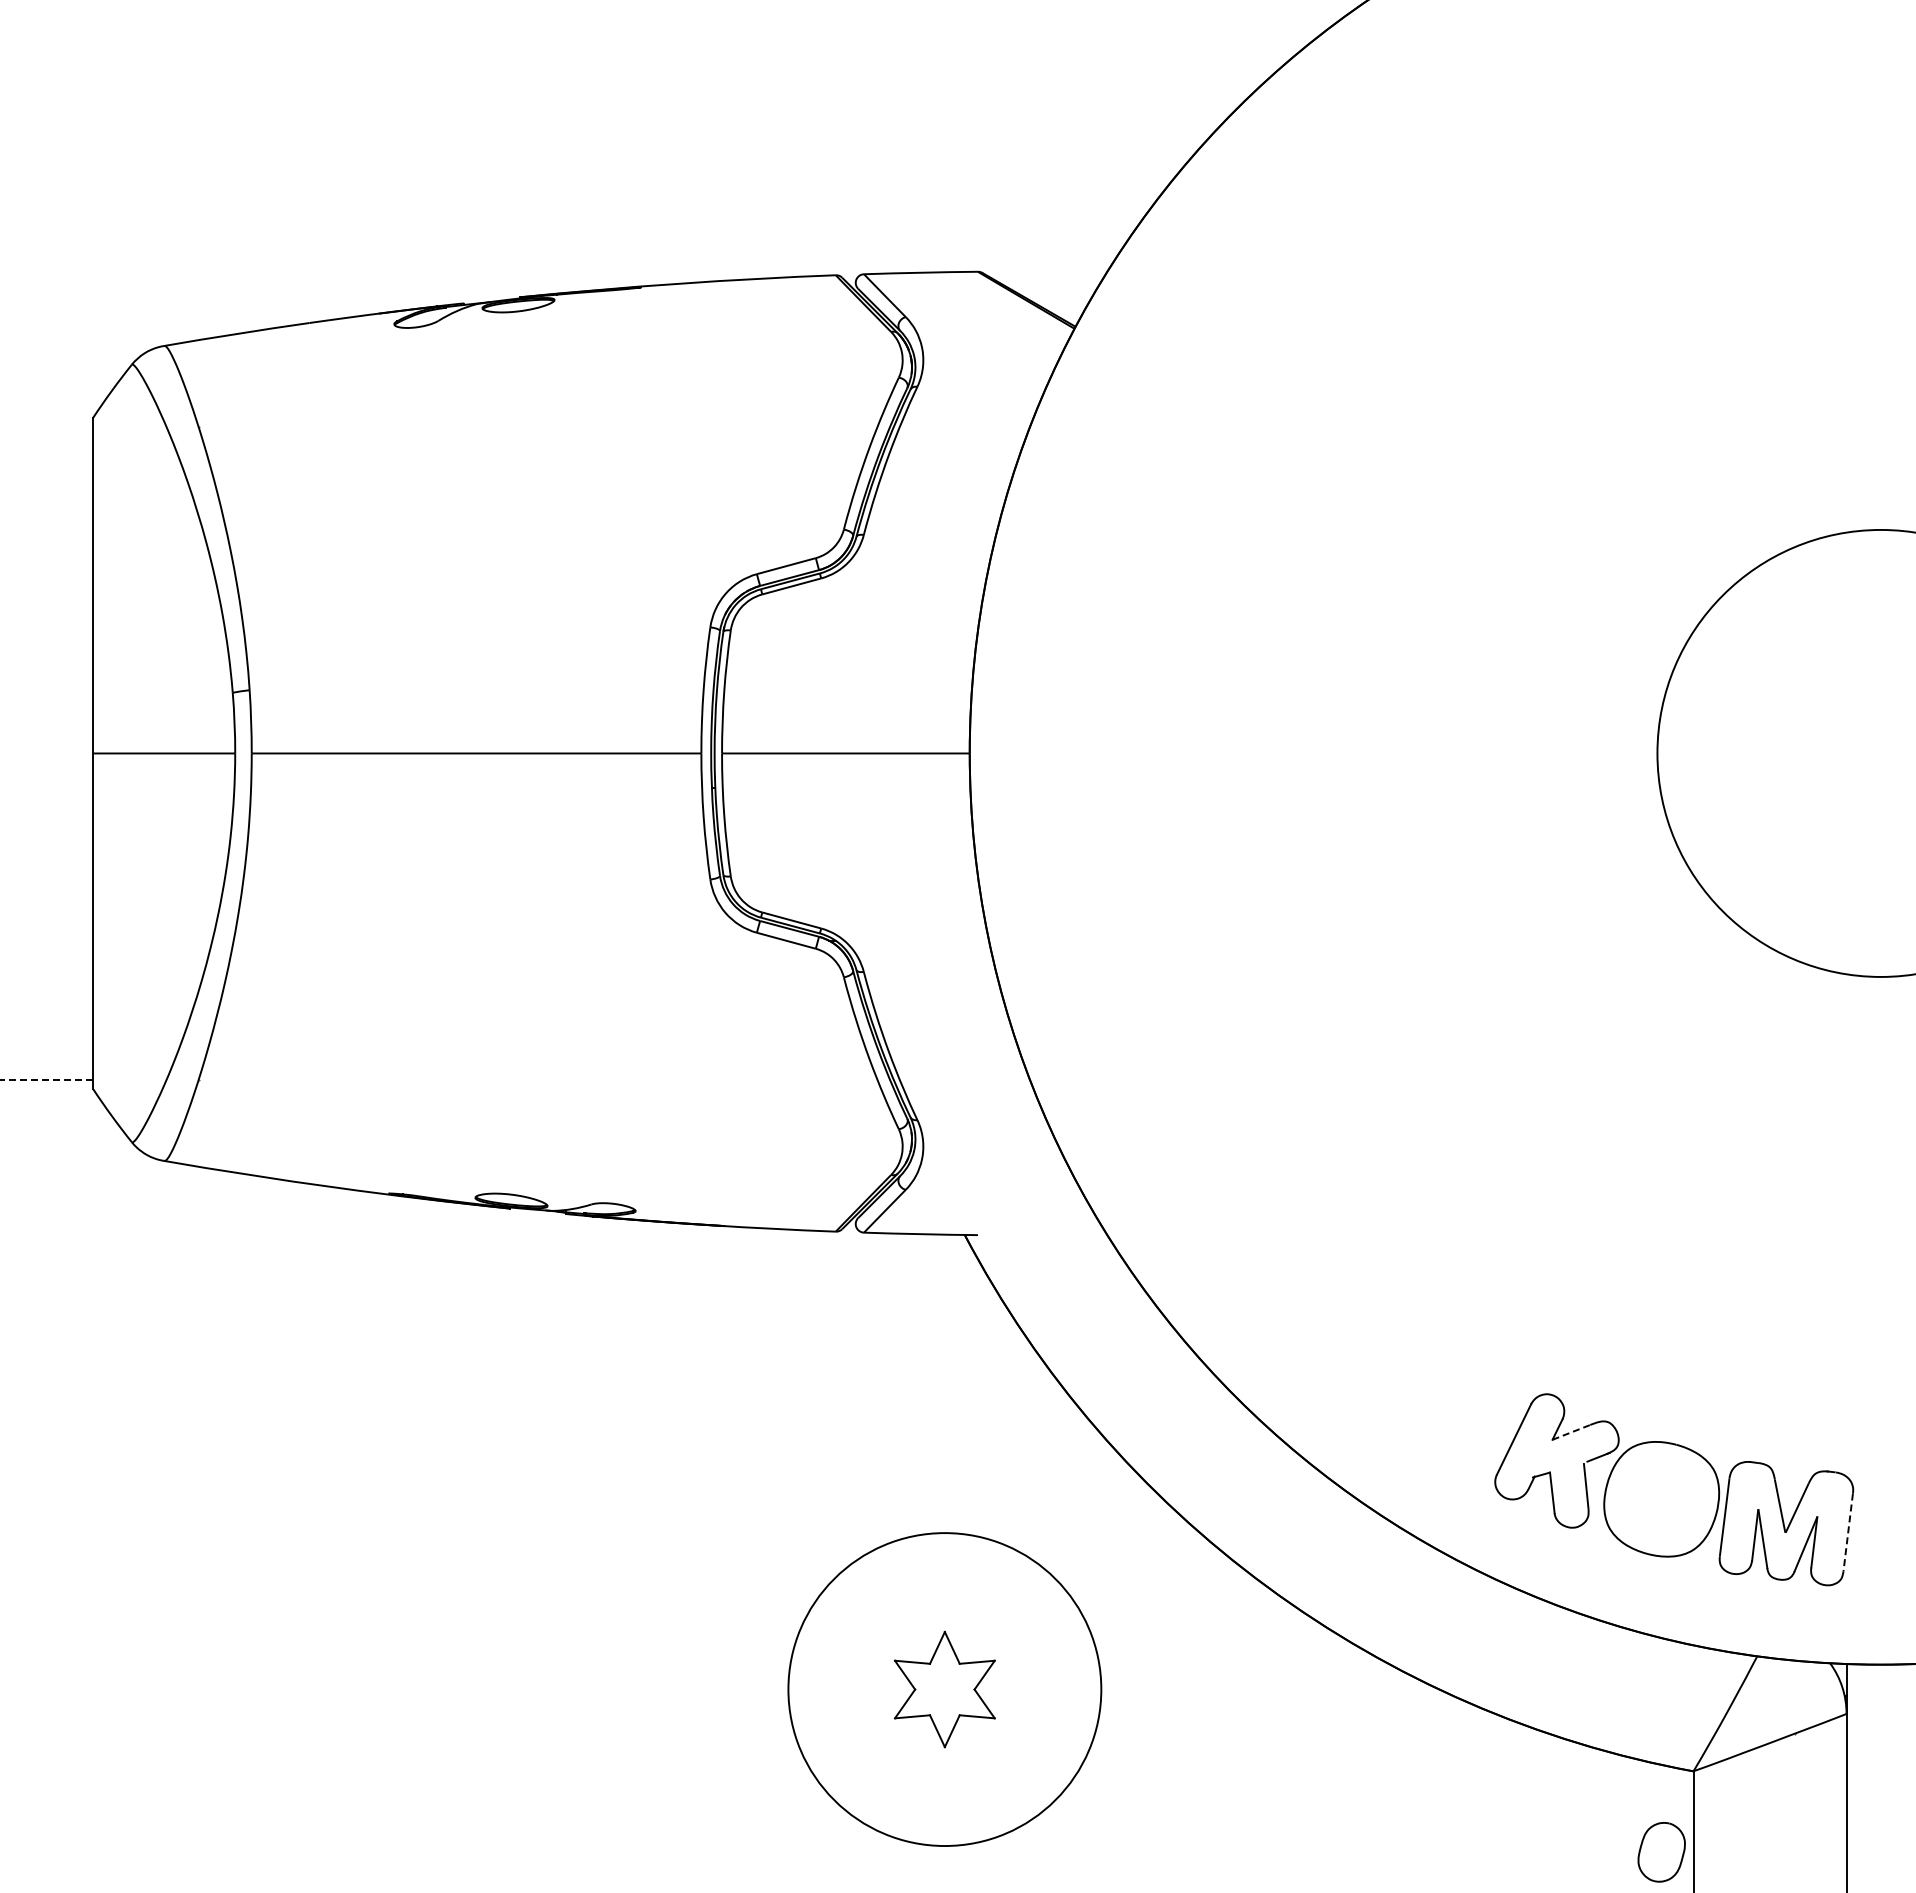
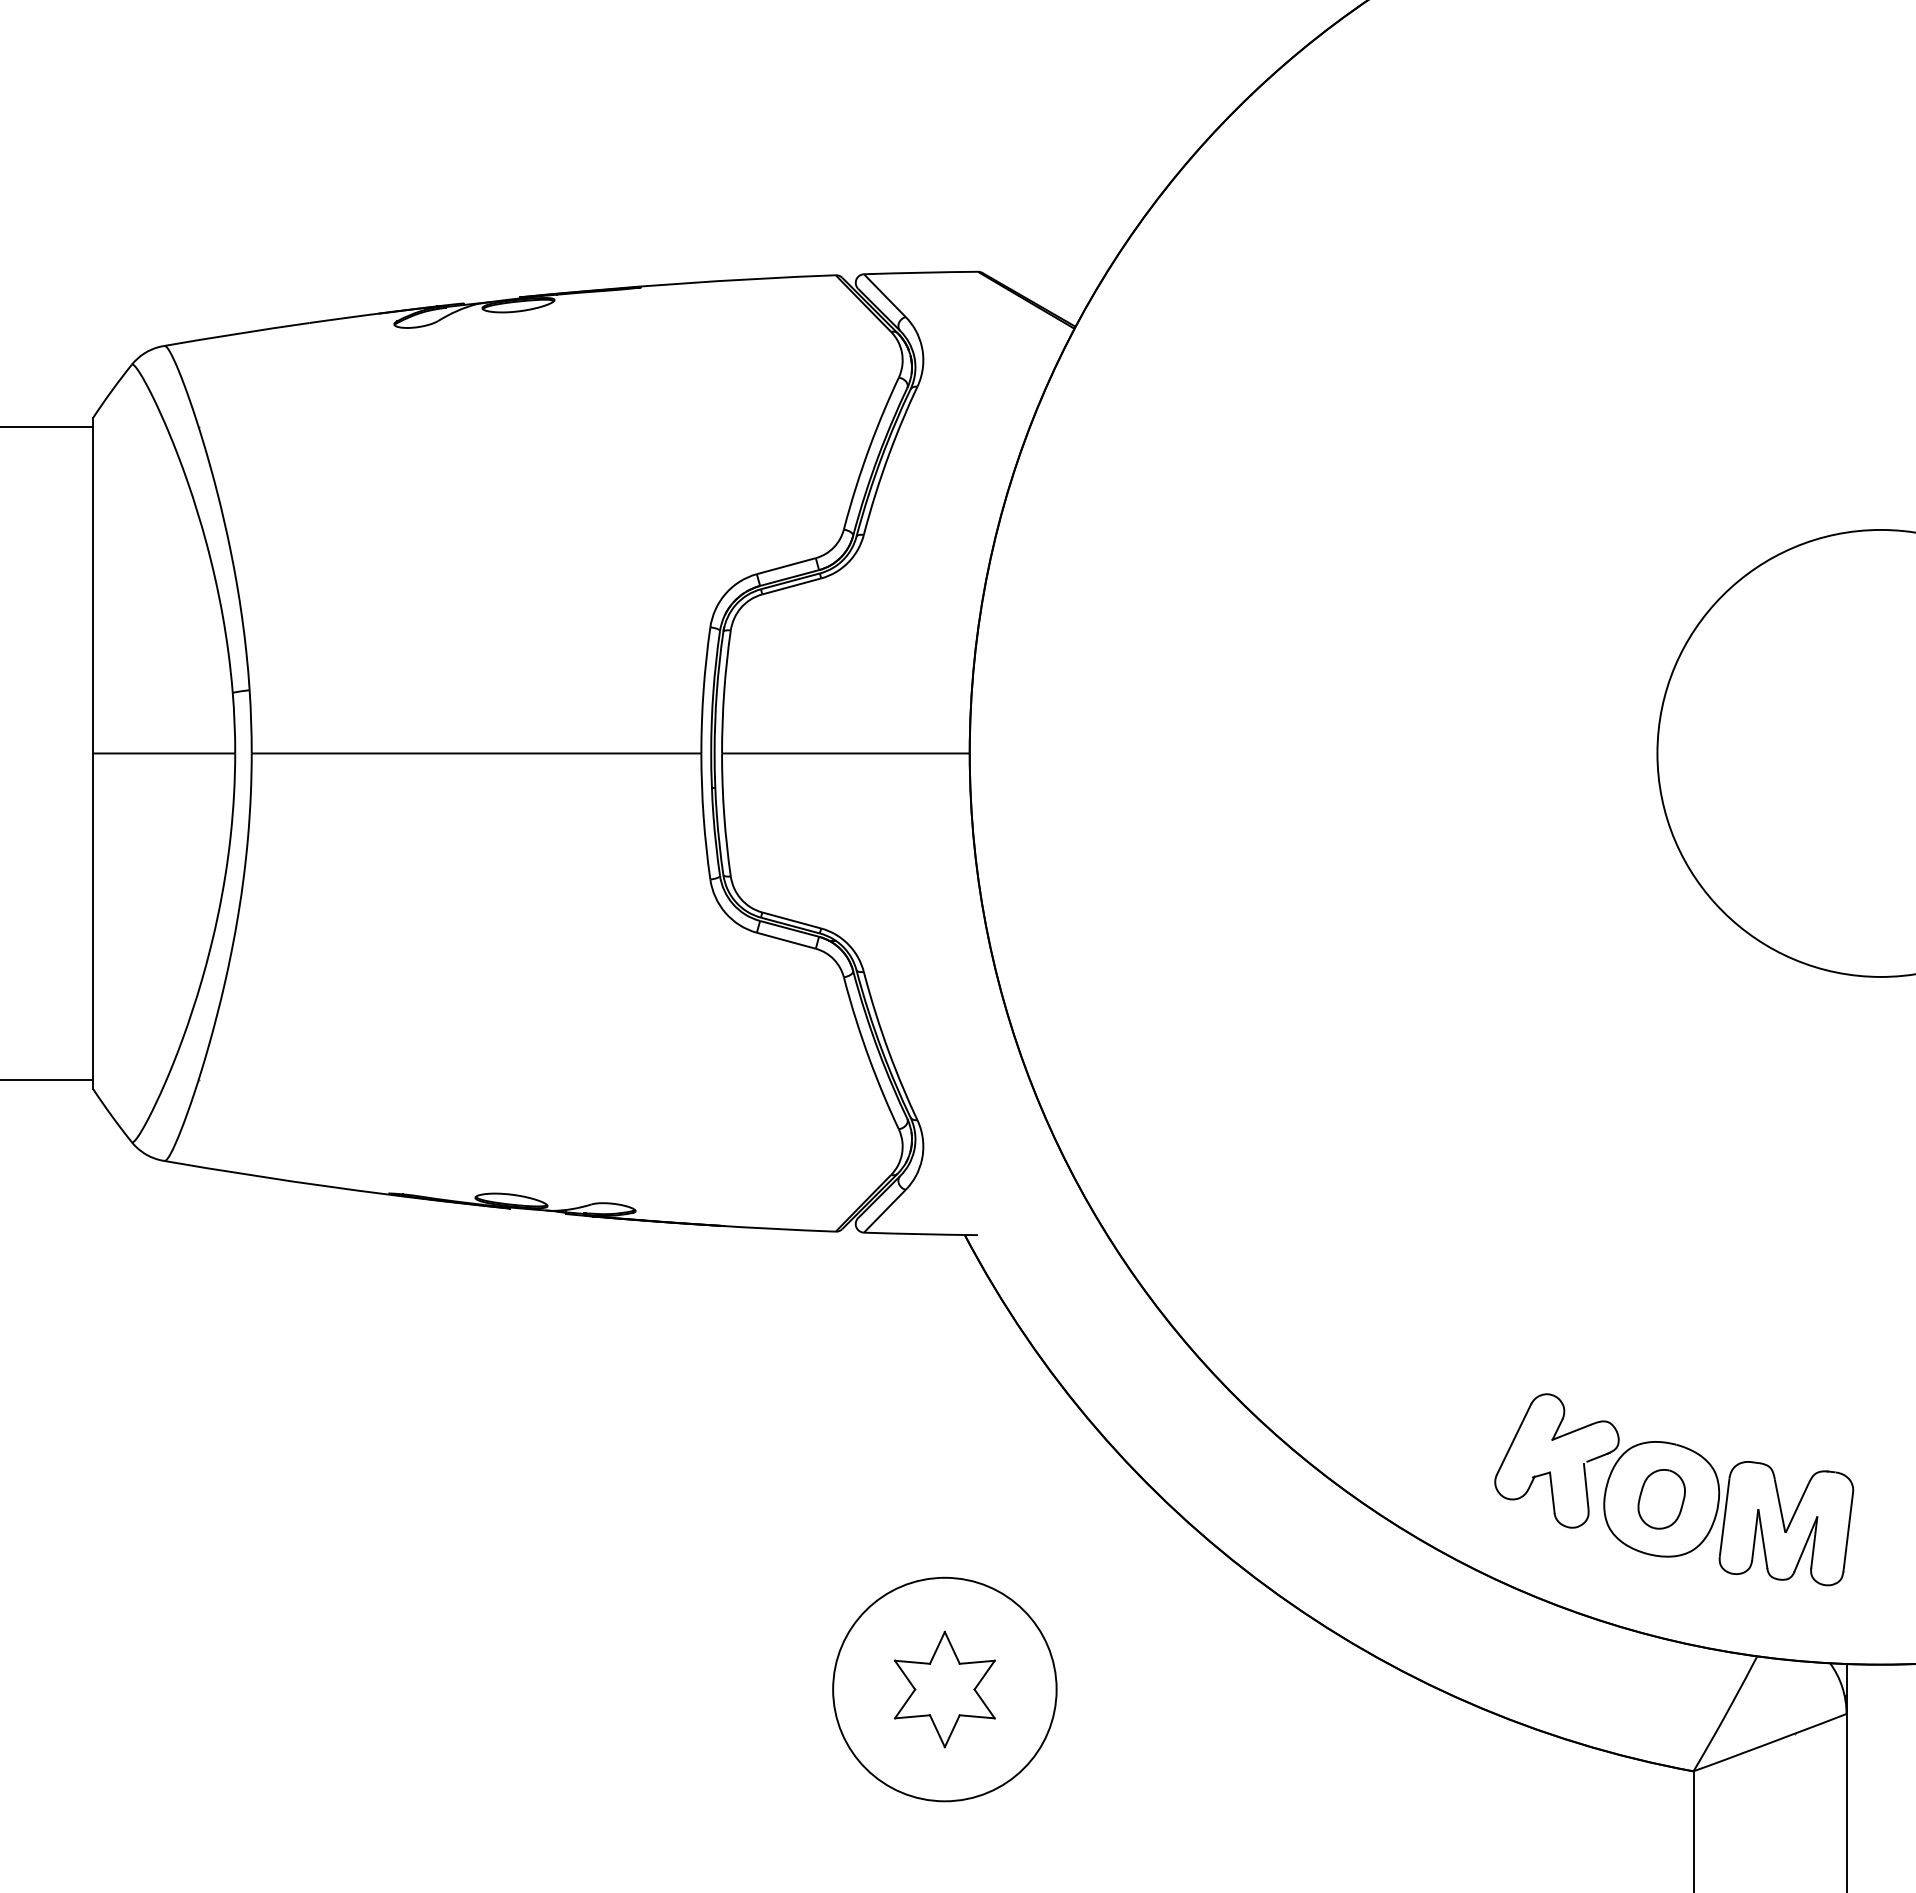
line: none -> present (47, 426)
line: dashed -> solid (46, 1080)
line: dashed -> solid (1571, 1432)
line: dashed -> solid (1848, 1533)
circle diameter: 313 px -> 224 px (944, 1689)
part position: (1661, 1852) -> (1661, 1499) (1661, 1499)
